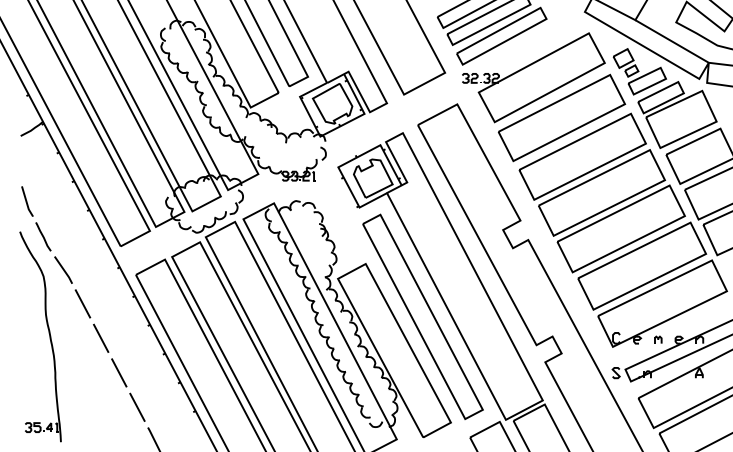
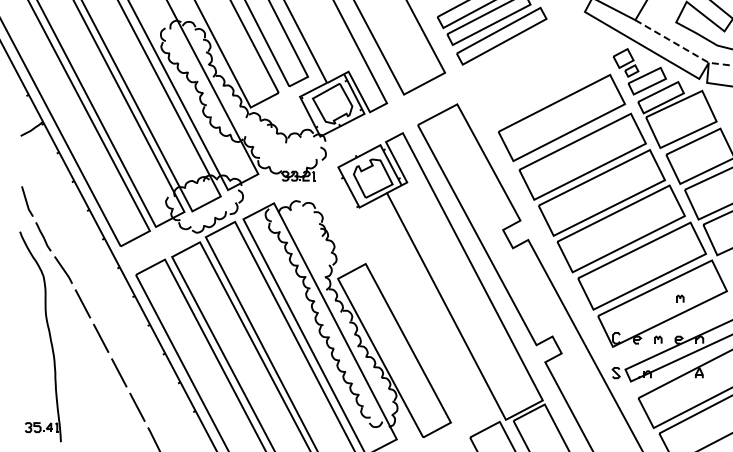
line: solid -> dashed (682, 47)
part: present -> none (533, 77)
part: none -> present (680, 298)
part: present -> none (422, 316)
